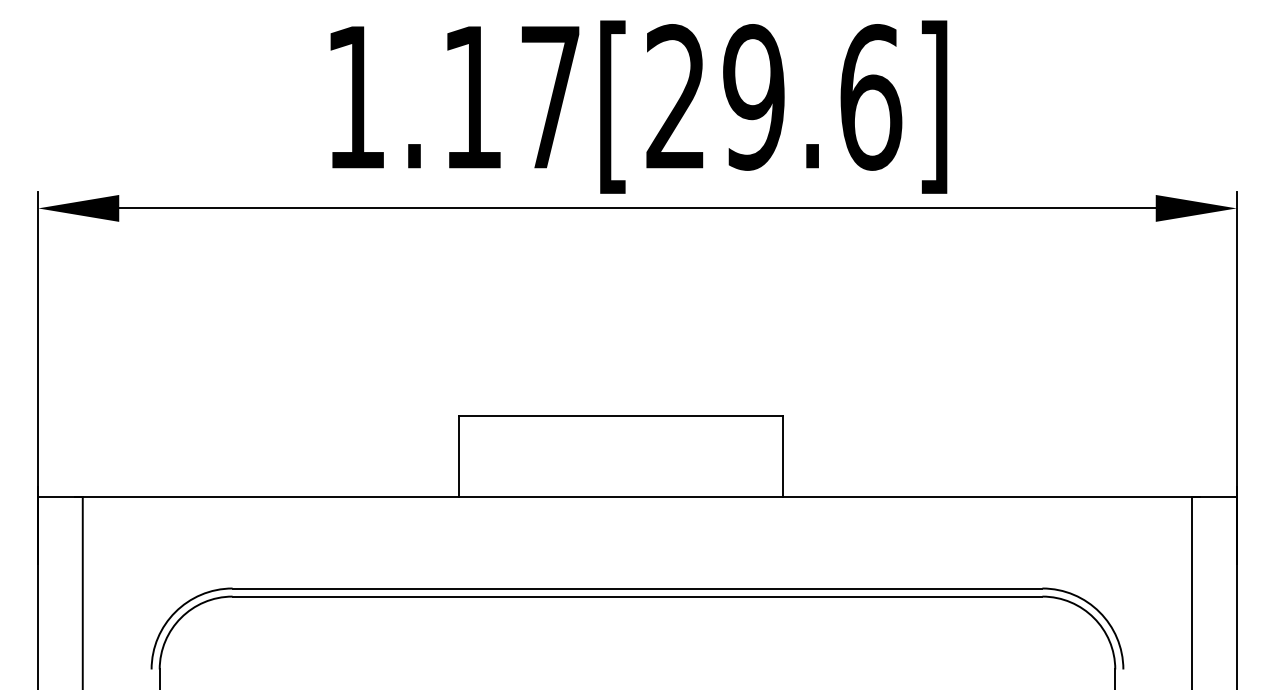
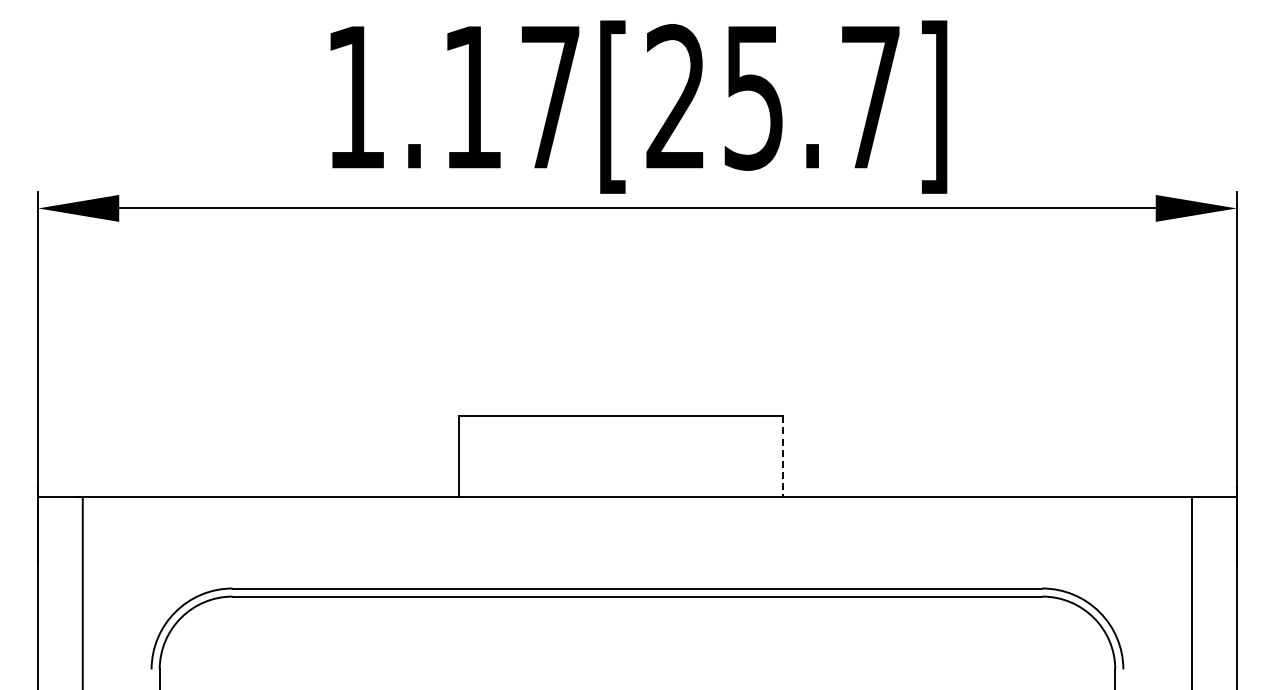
text: 1.17[29.6] -> 1.17[25.7] (812, 97)
line: solid -> dashed (783, 457)
